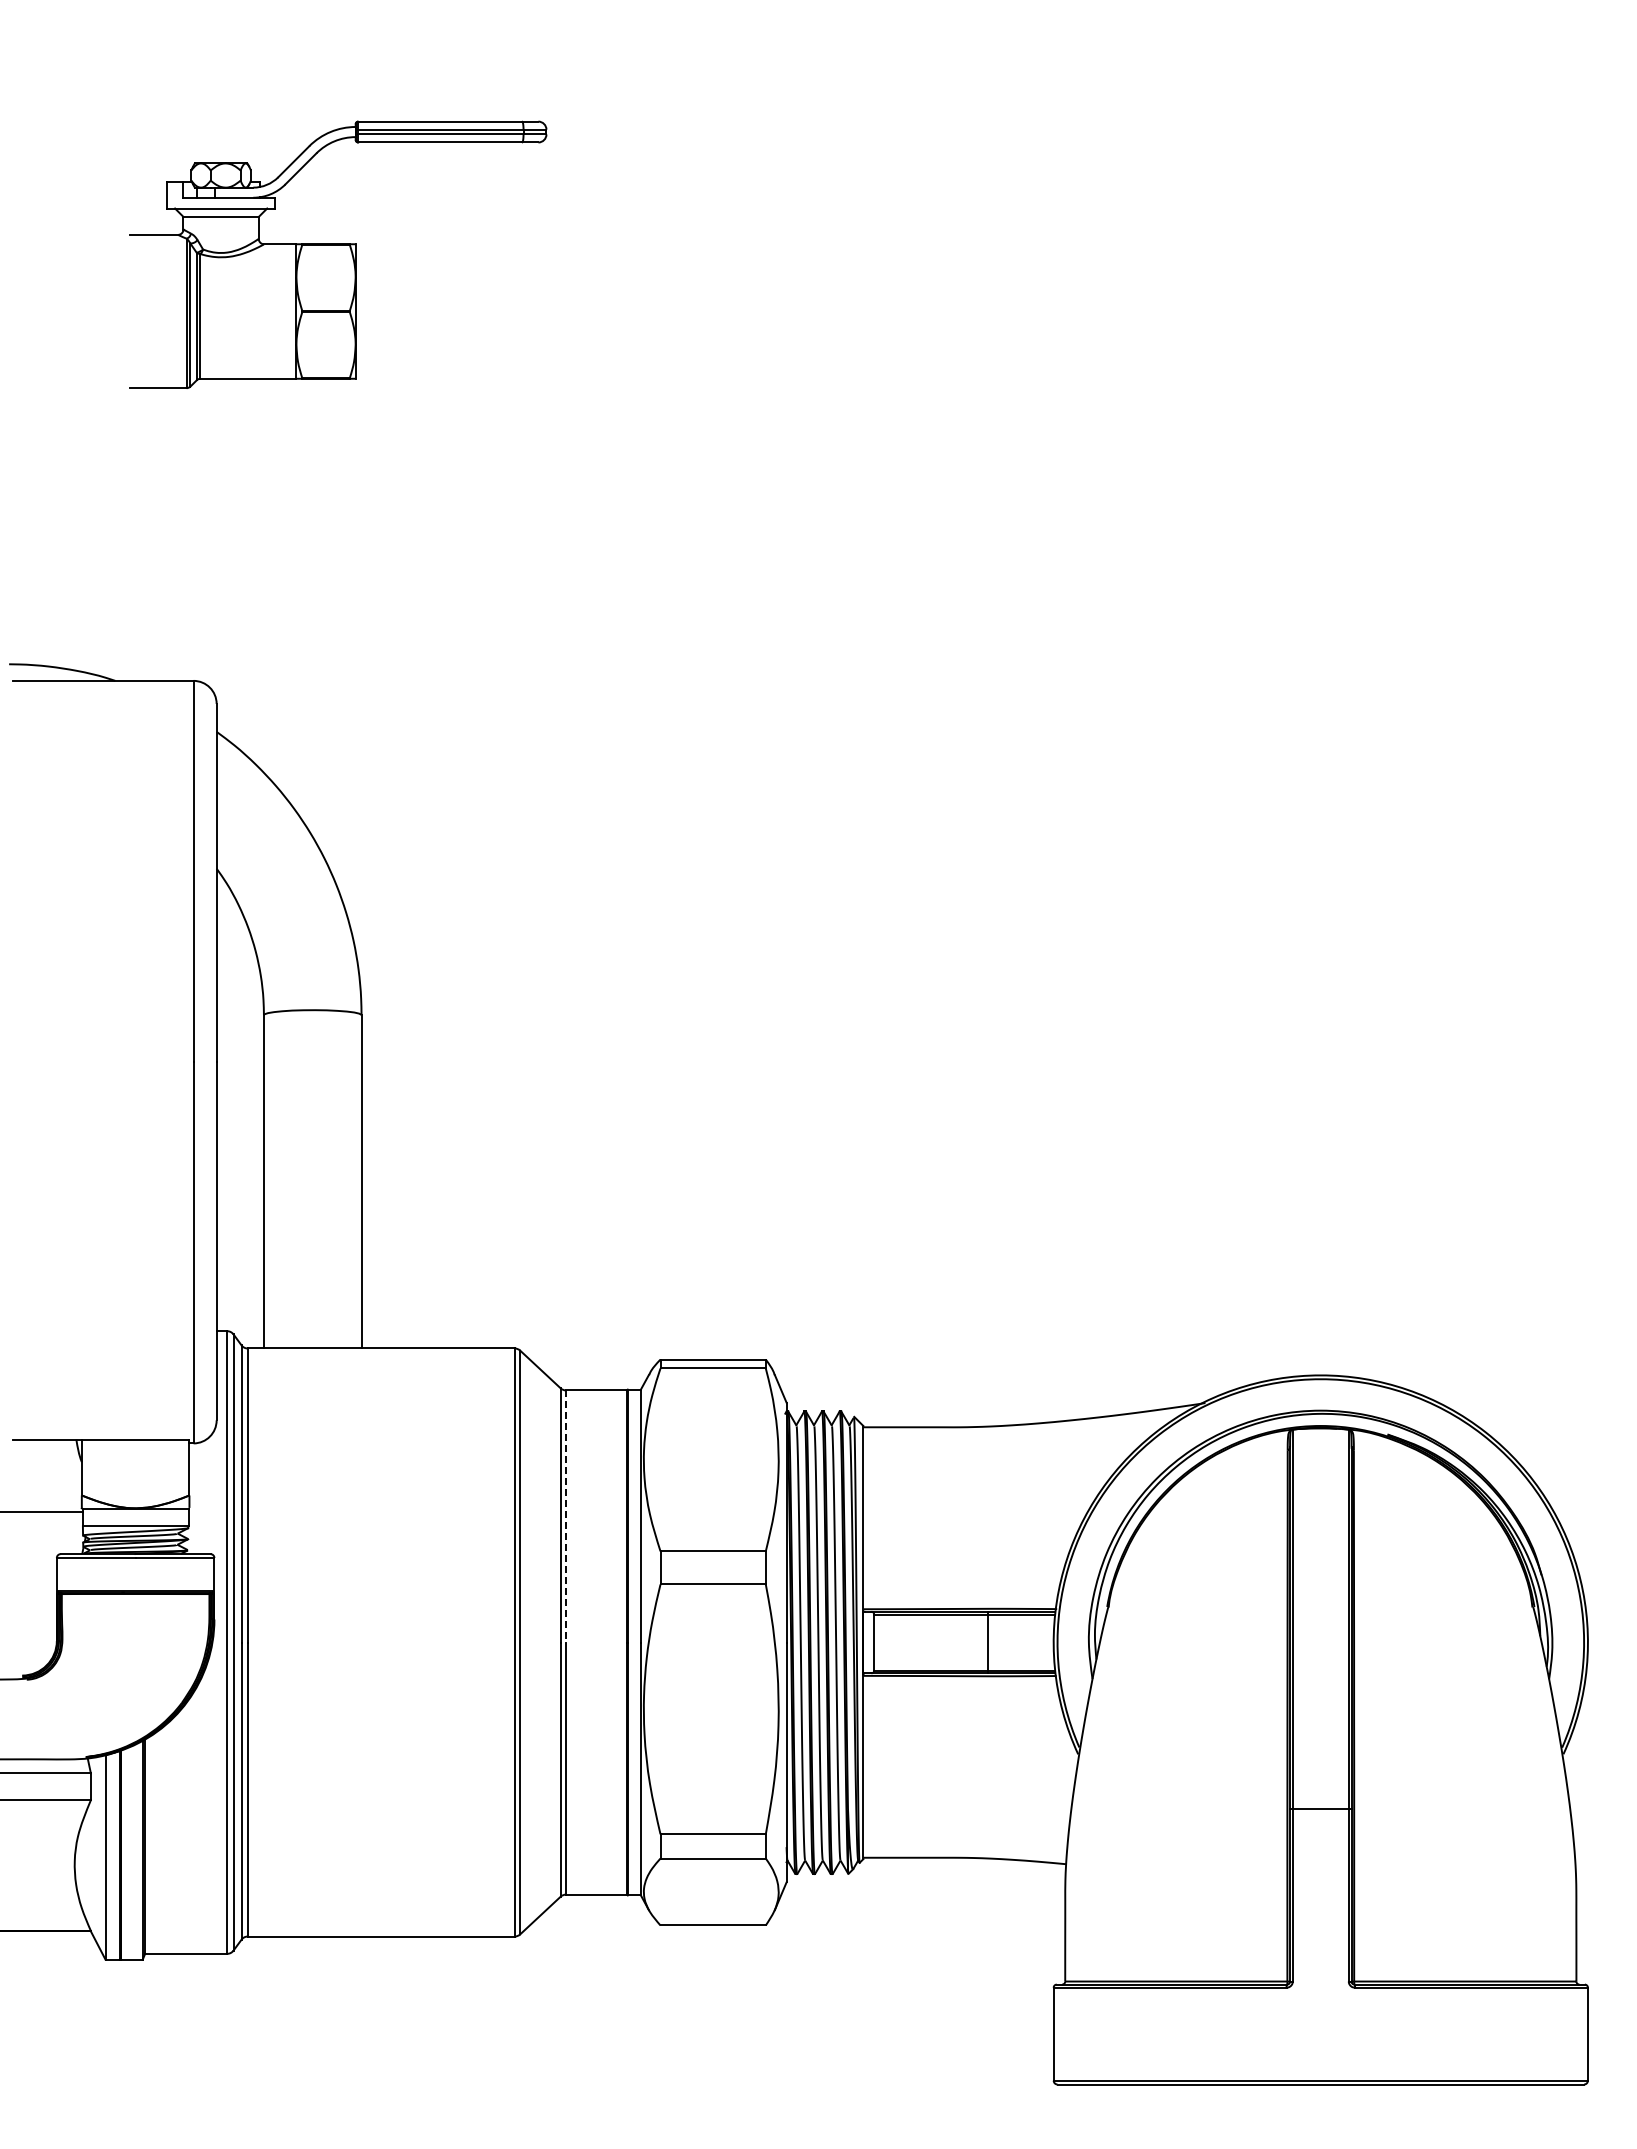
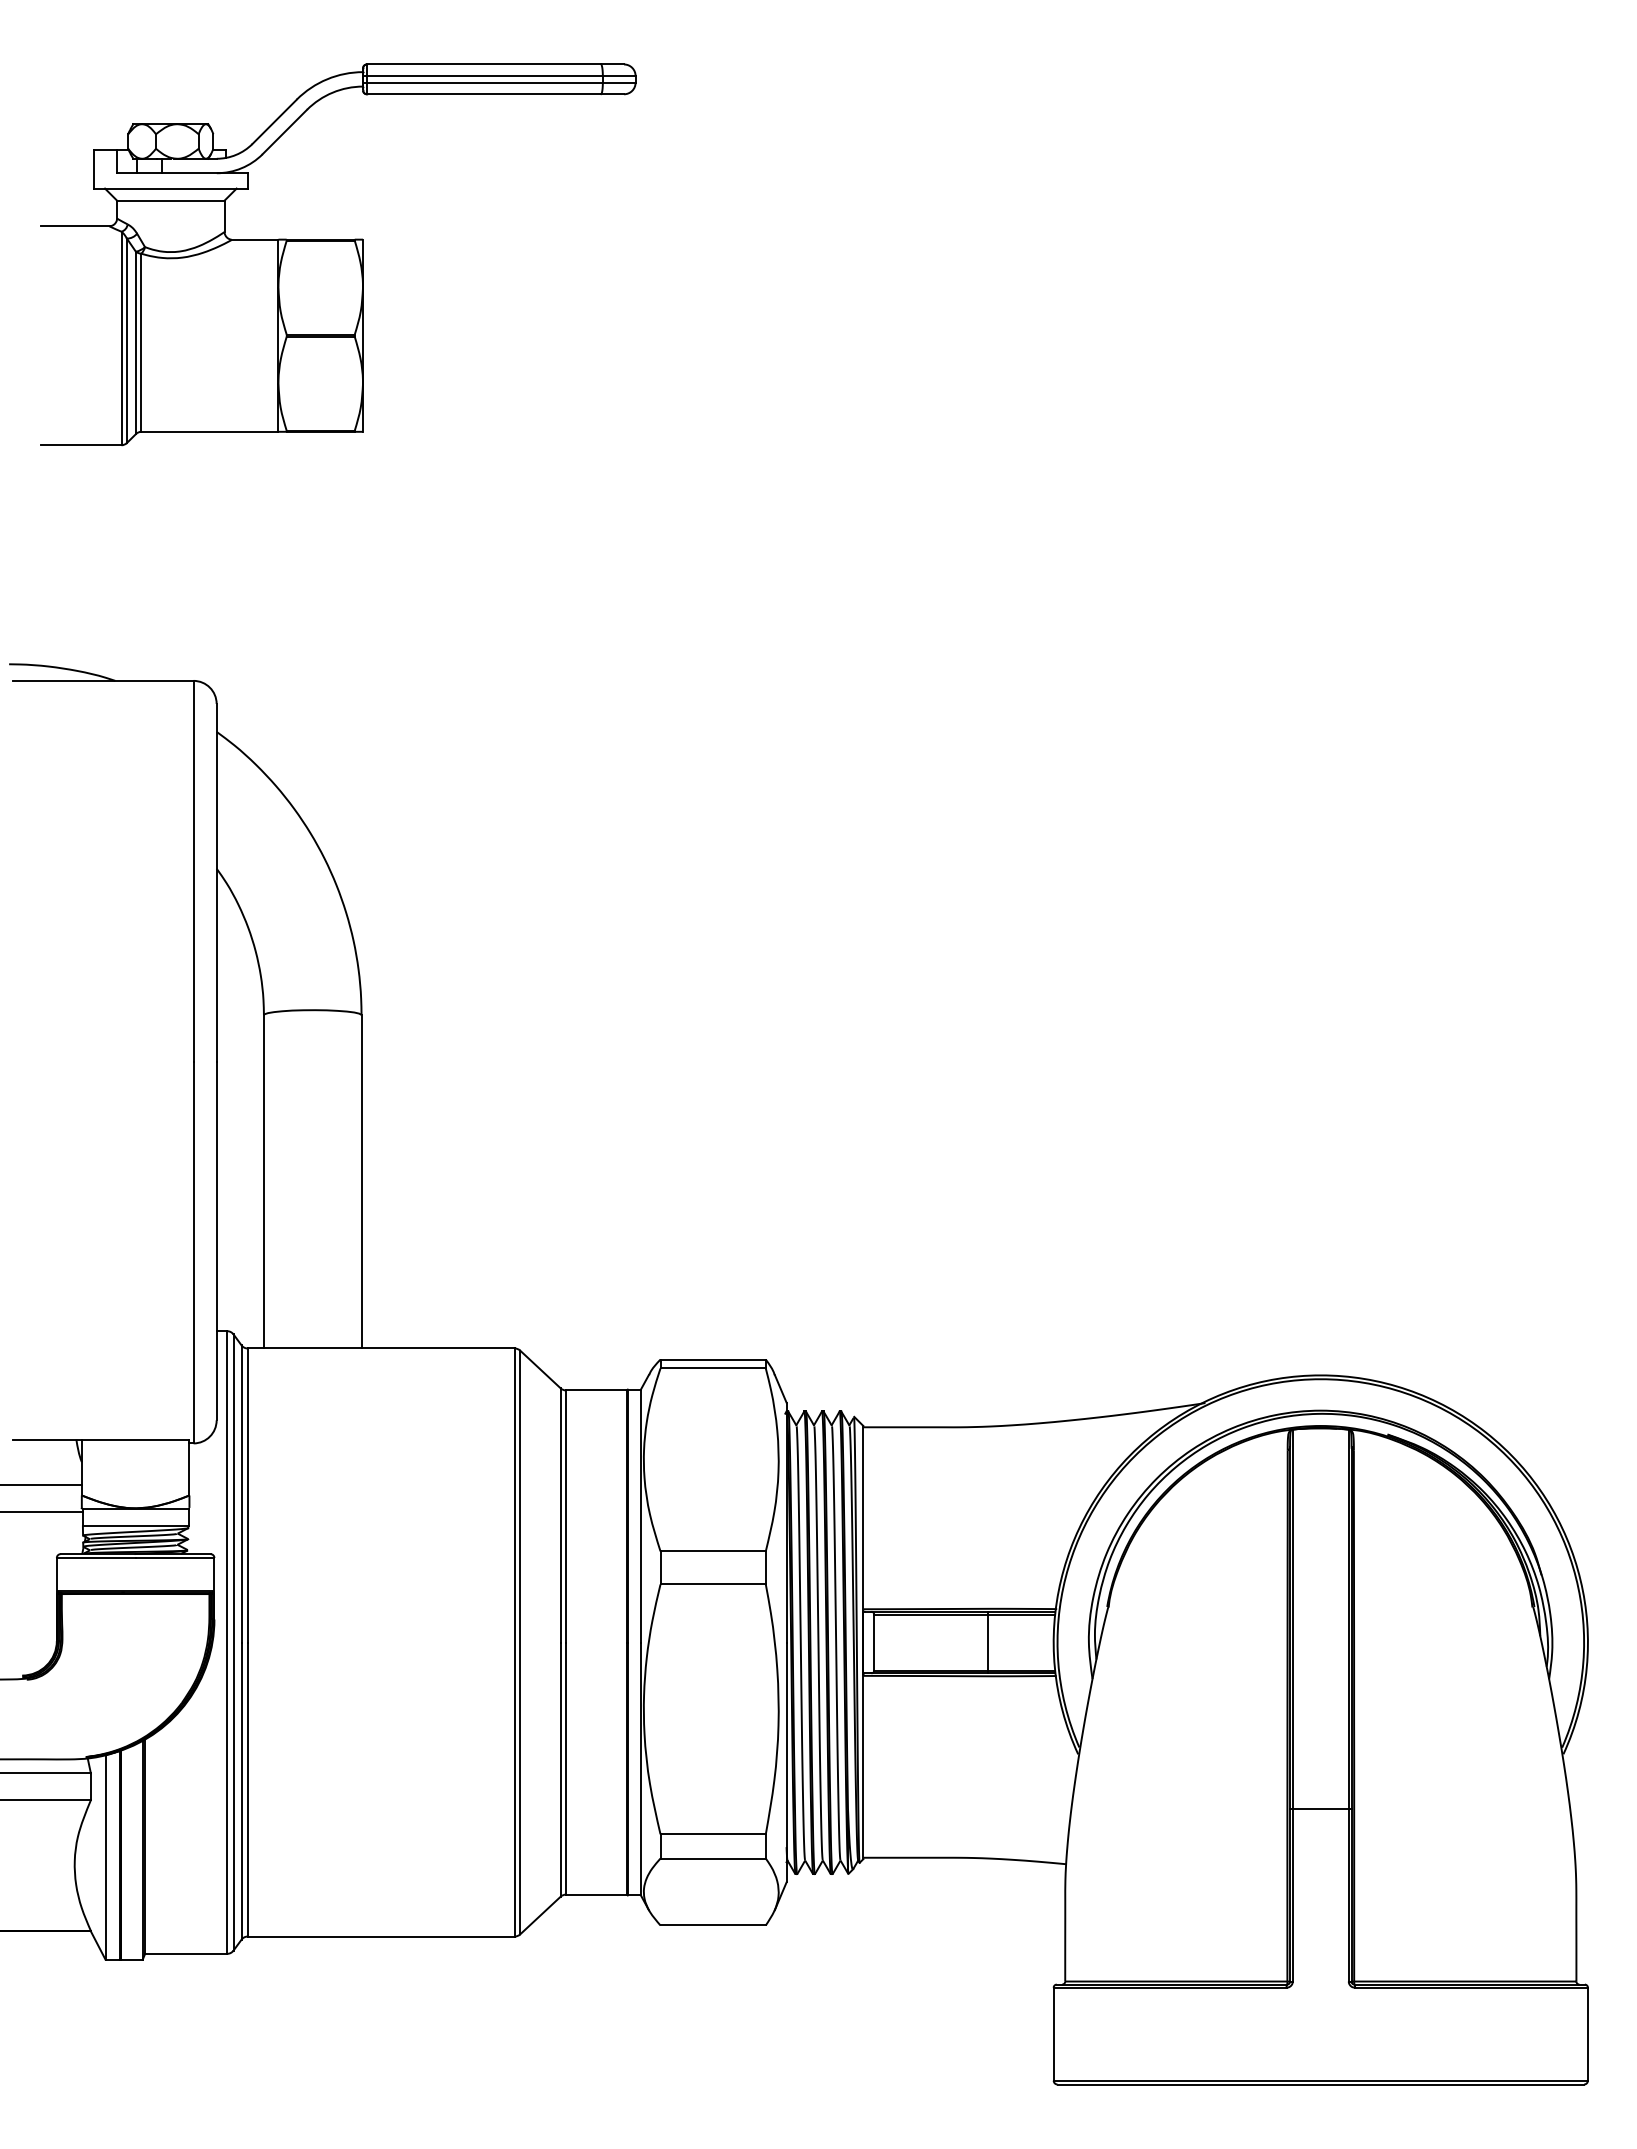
part size: 419x269 px -> 597x384 px (338, 254)
line: none -> present (41, 1484)
line: dashed -> solid (565, 1516)
